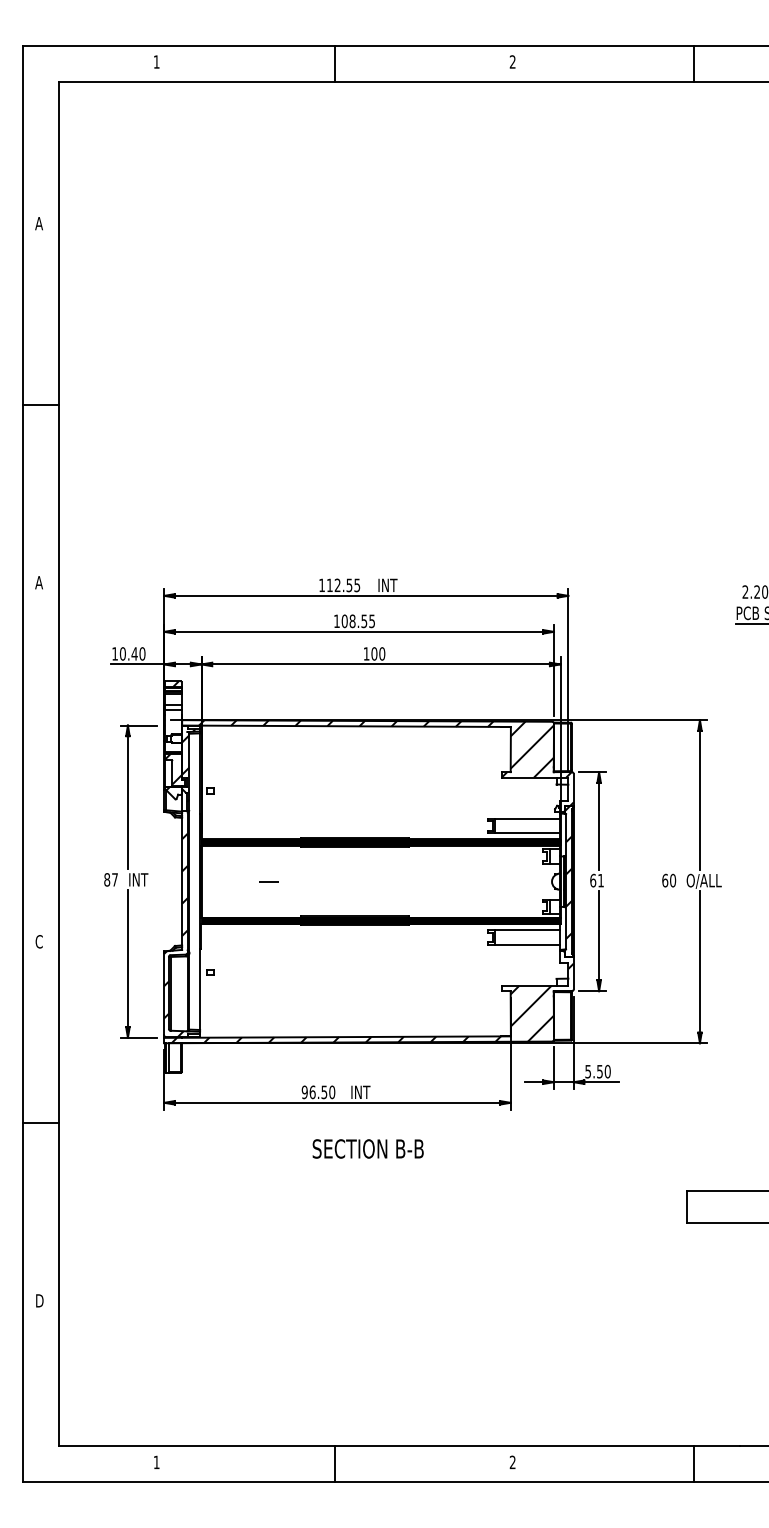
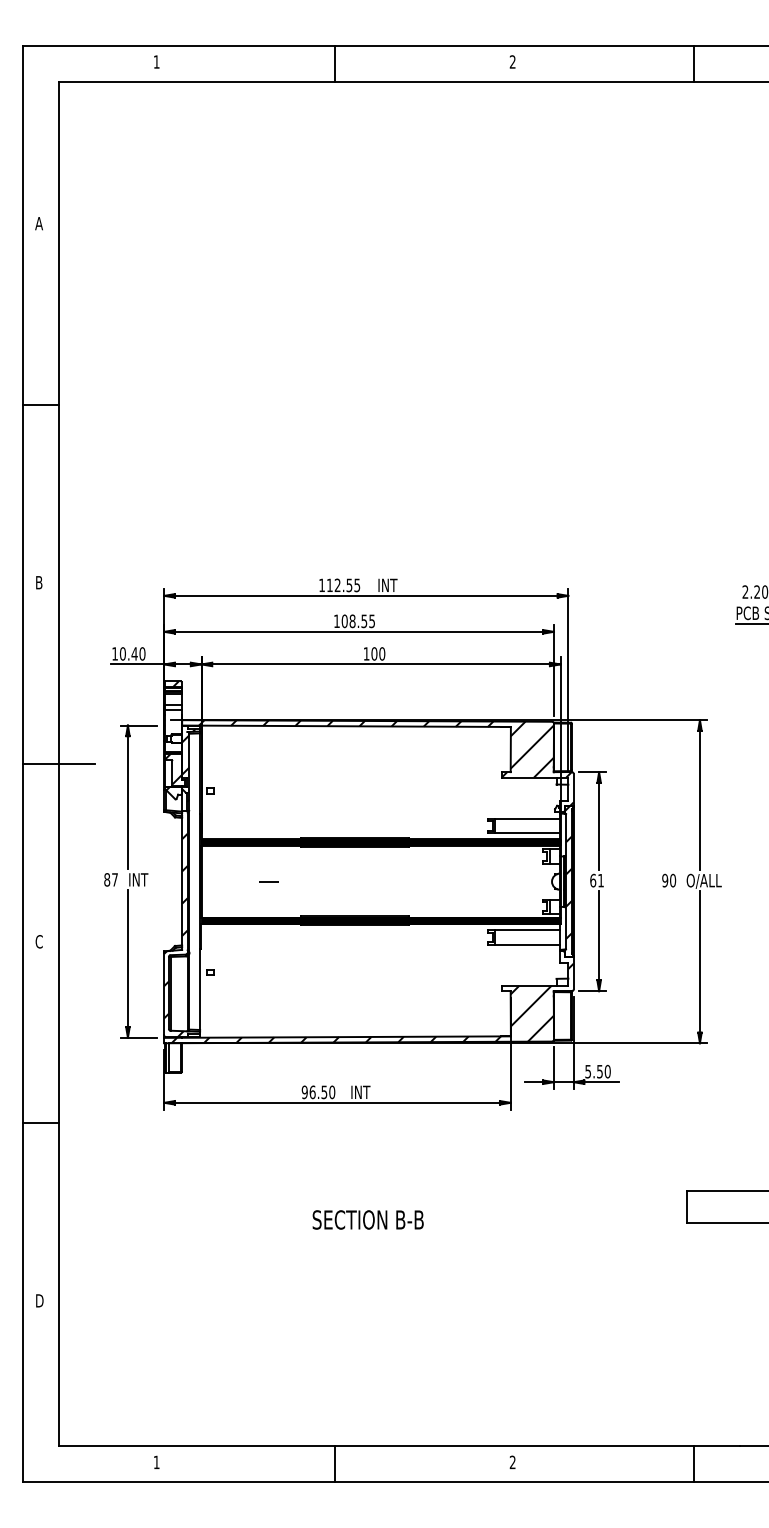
text: A -> B (38, 582)
line: none -> present (58, 764)
text: 60 -> 90 (665, 880)
text position: (367, 1148) -> (367, 1219) (367, 1219)
